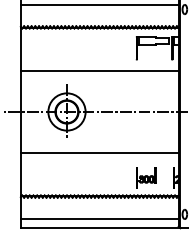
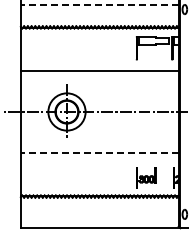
line: solid -> dashed (99, 4)
line: solid -> dashed (99, 152)
line: present -> none (99, 219)
